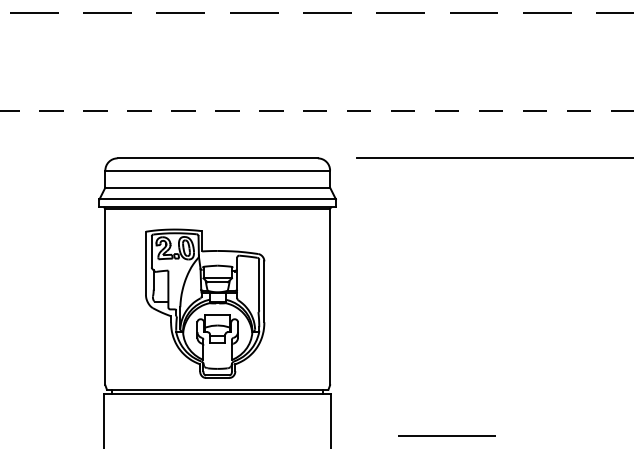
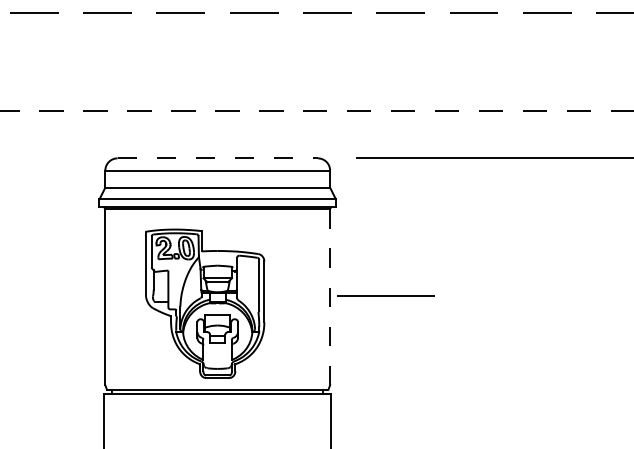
line: solid -> dashed (218, 158)
line: solid -> dashed (330, 296)
line position: (446, 435) -> (385, 295) (385, 295)
